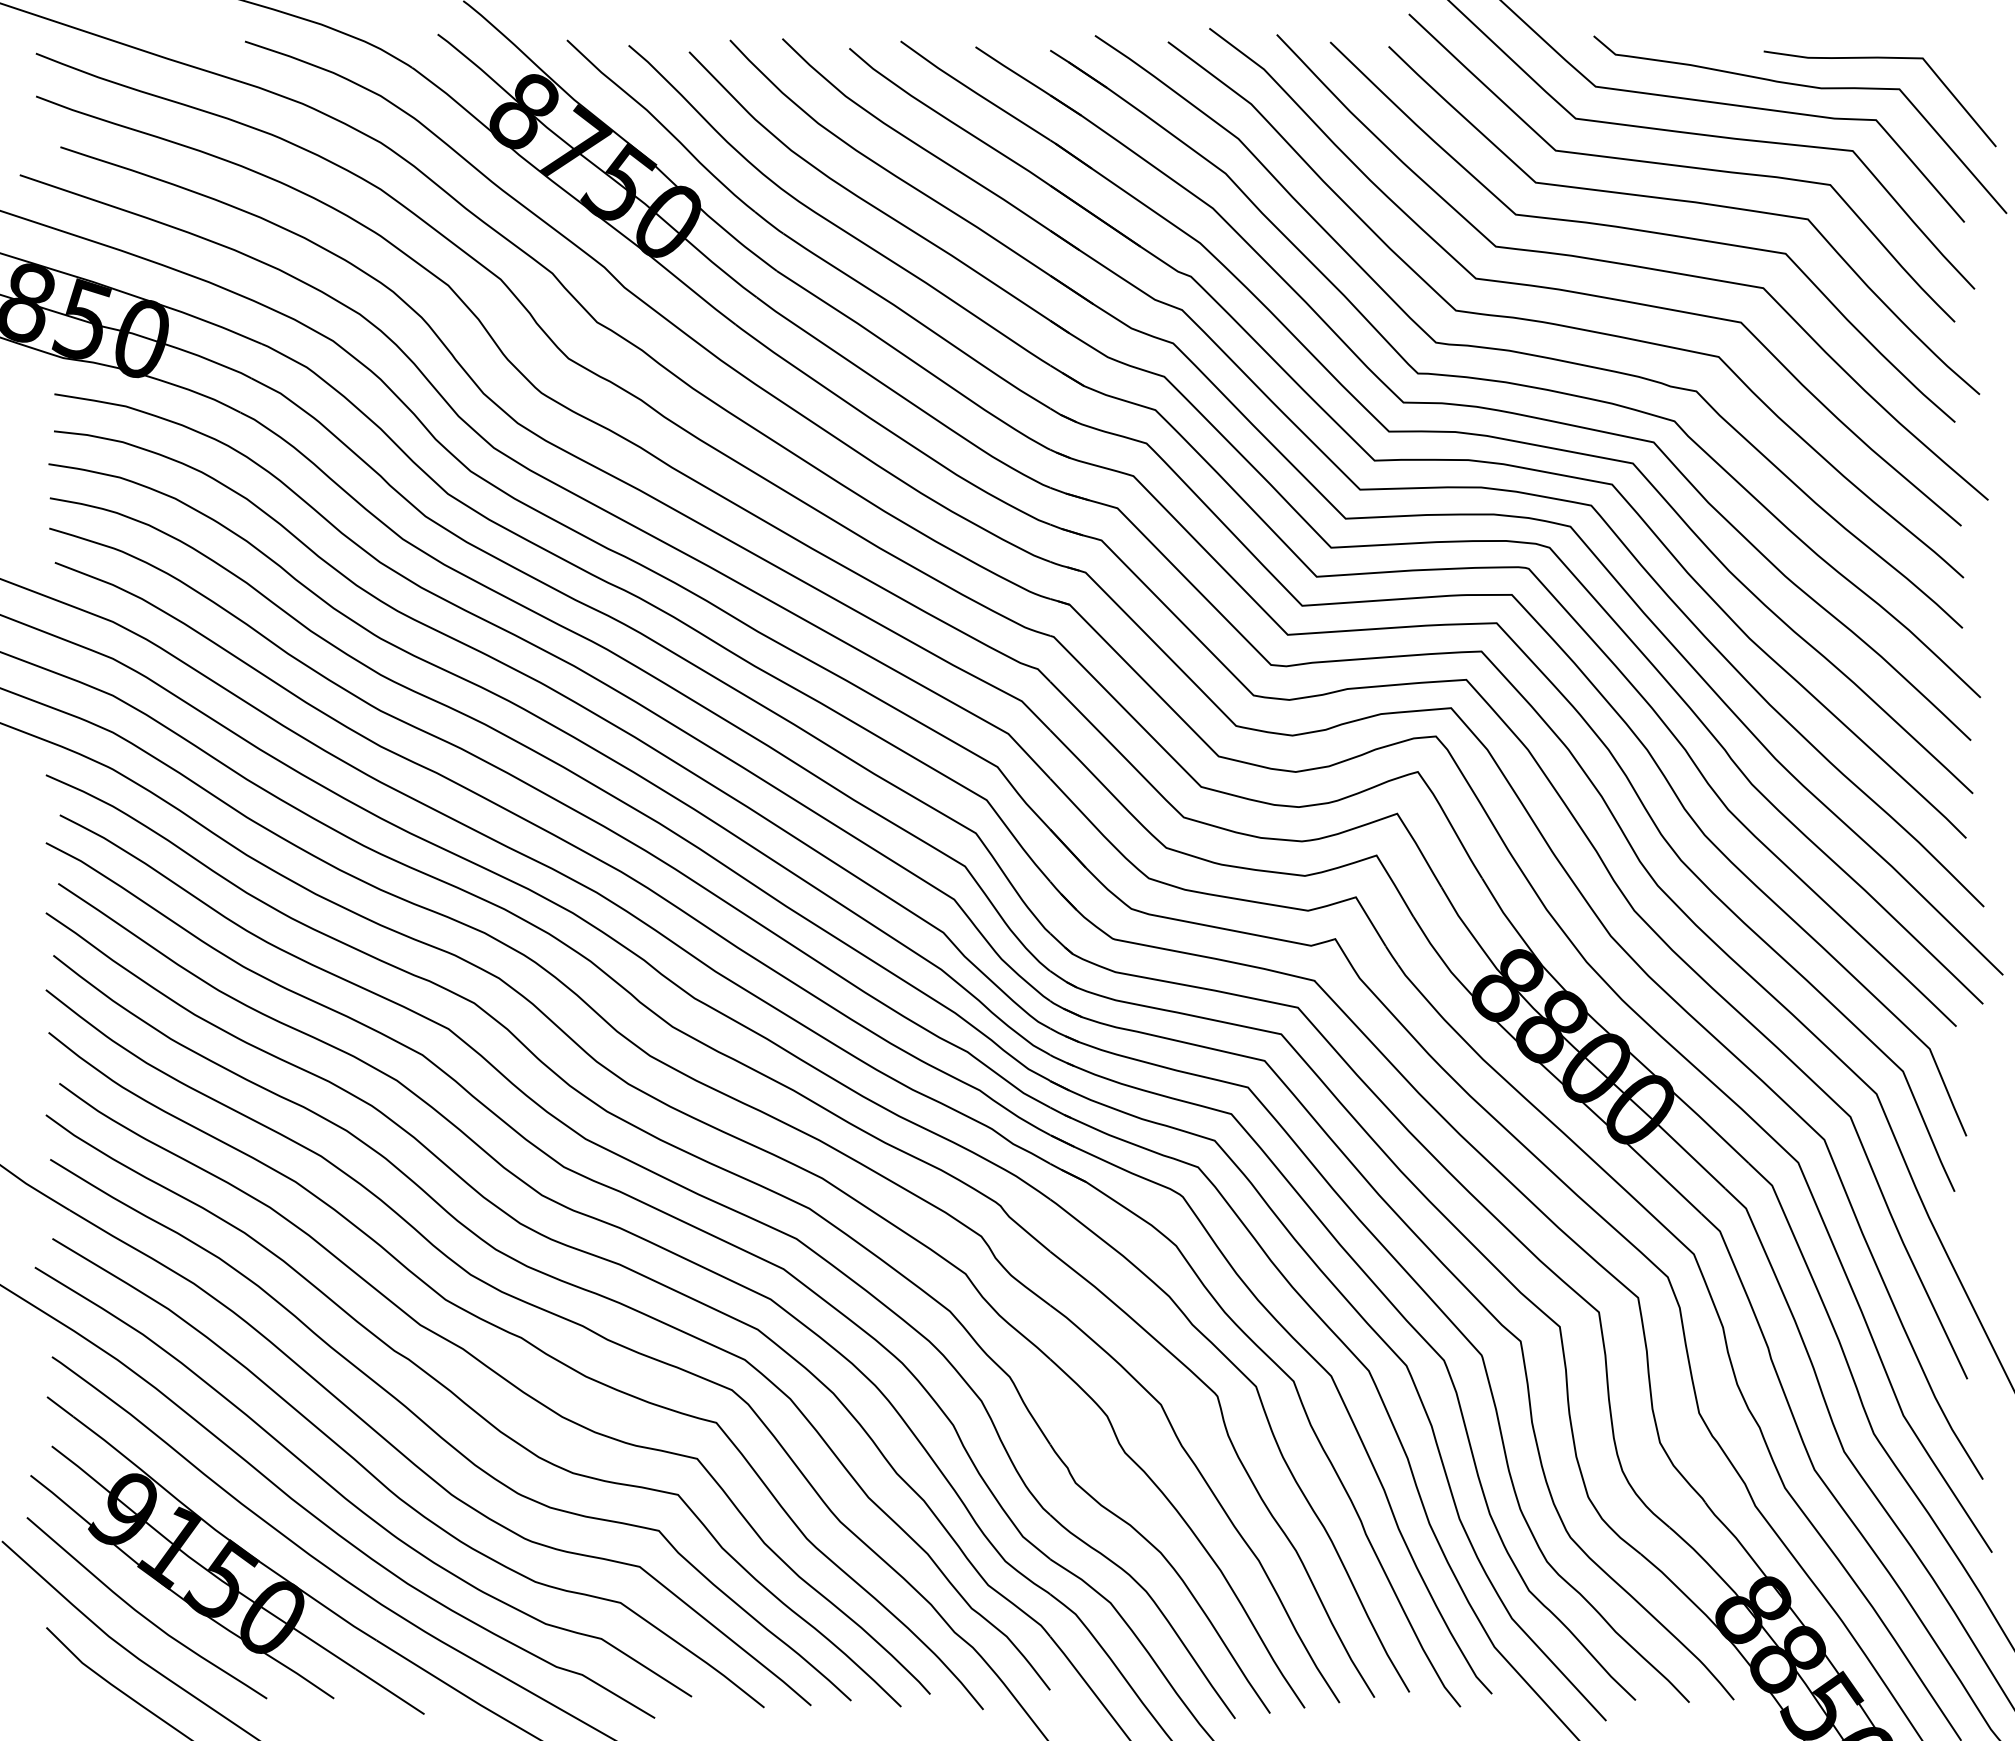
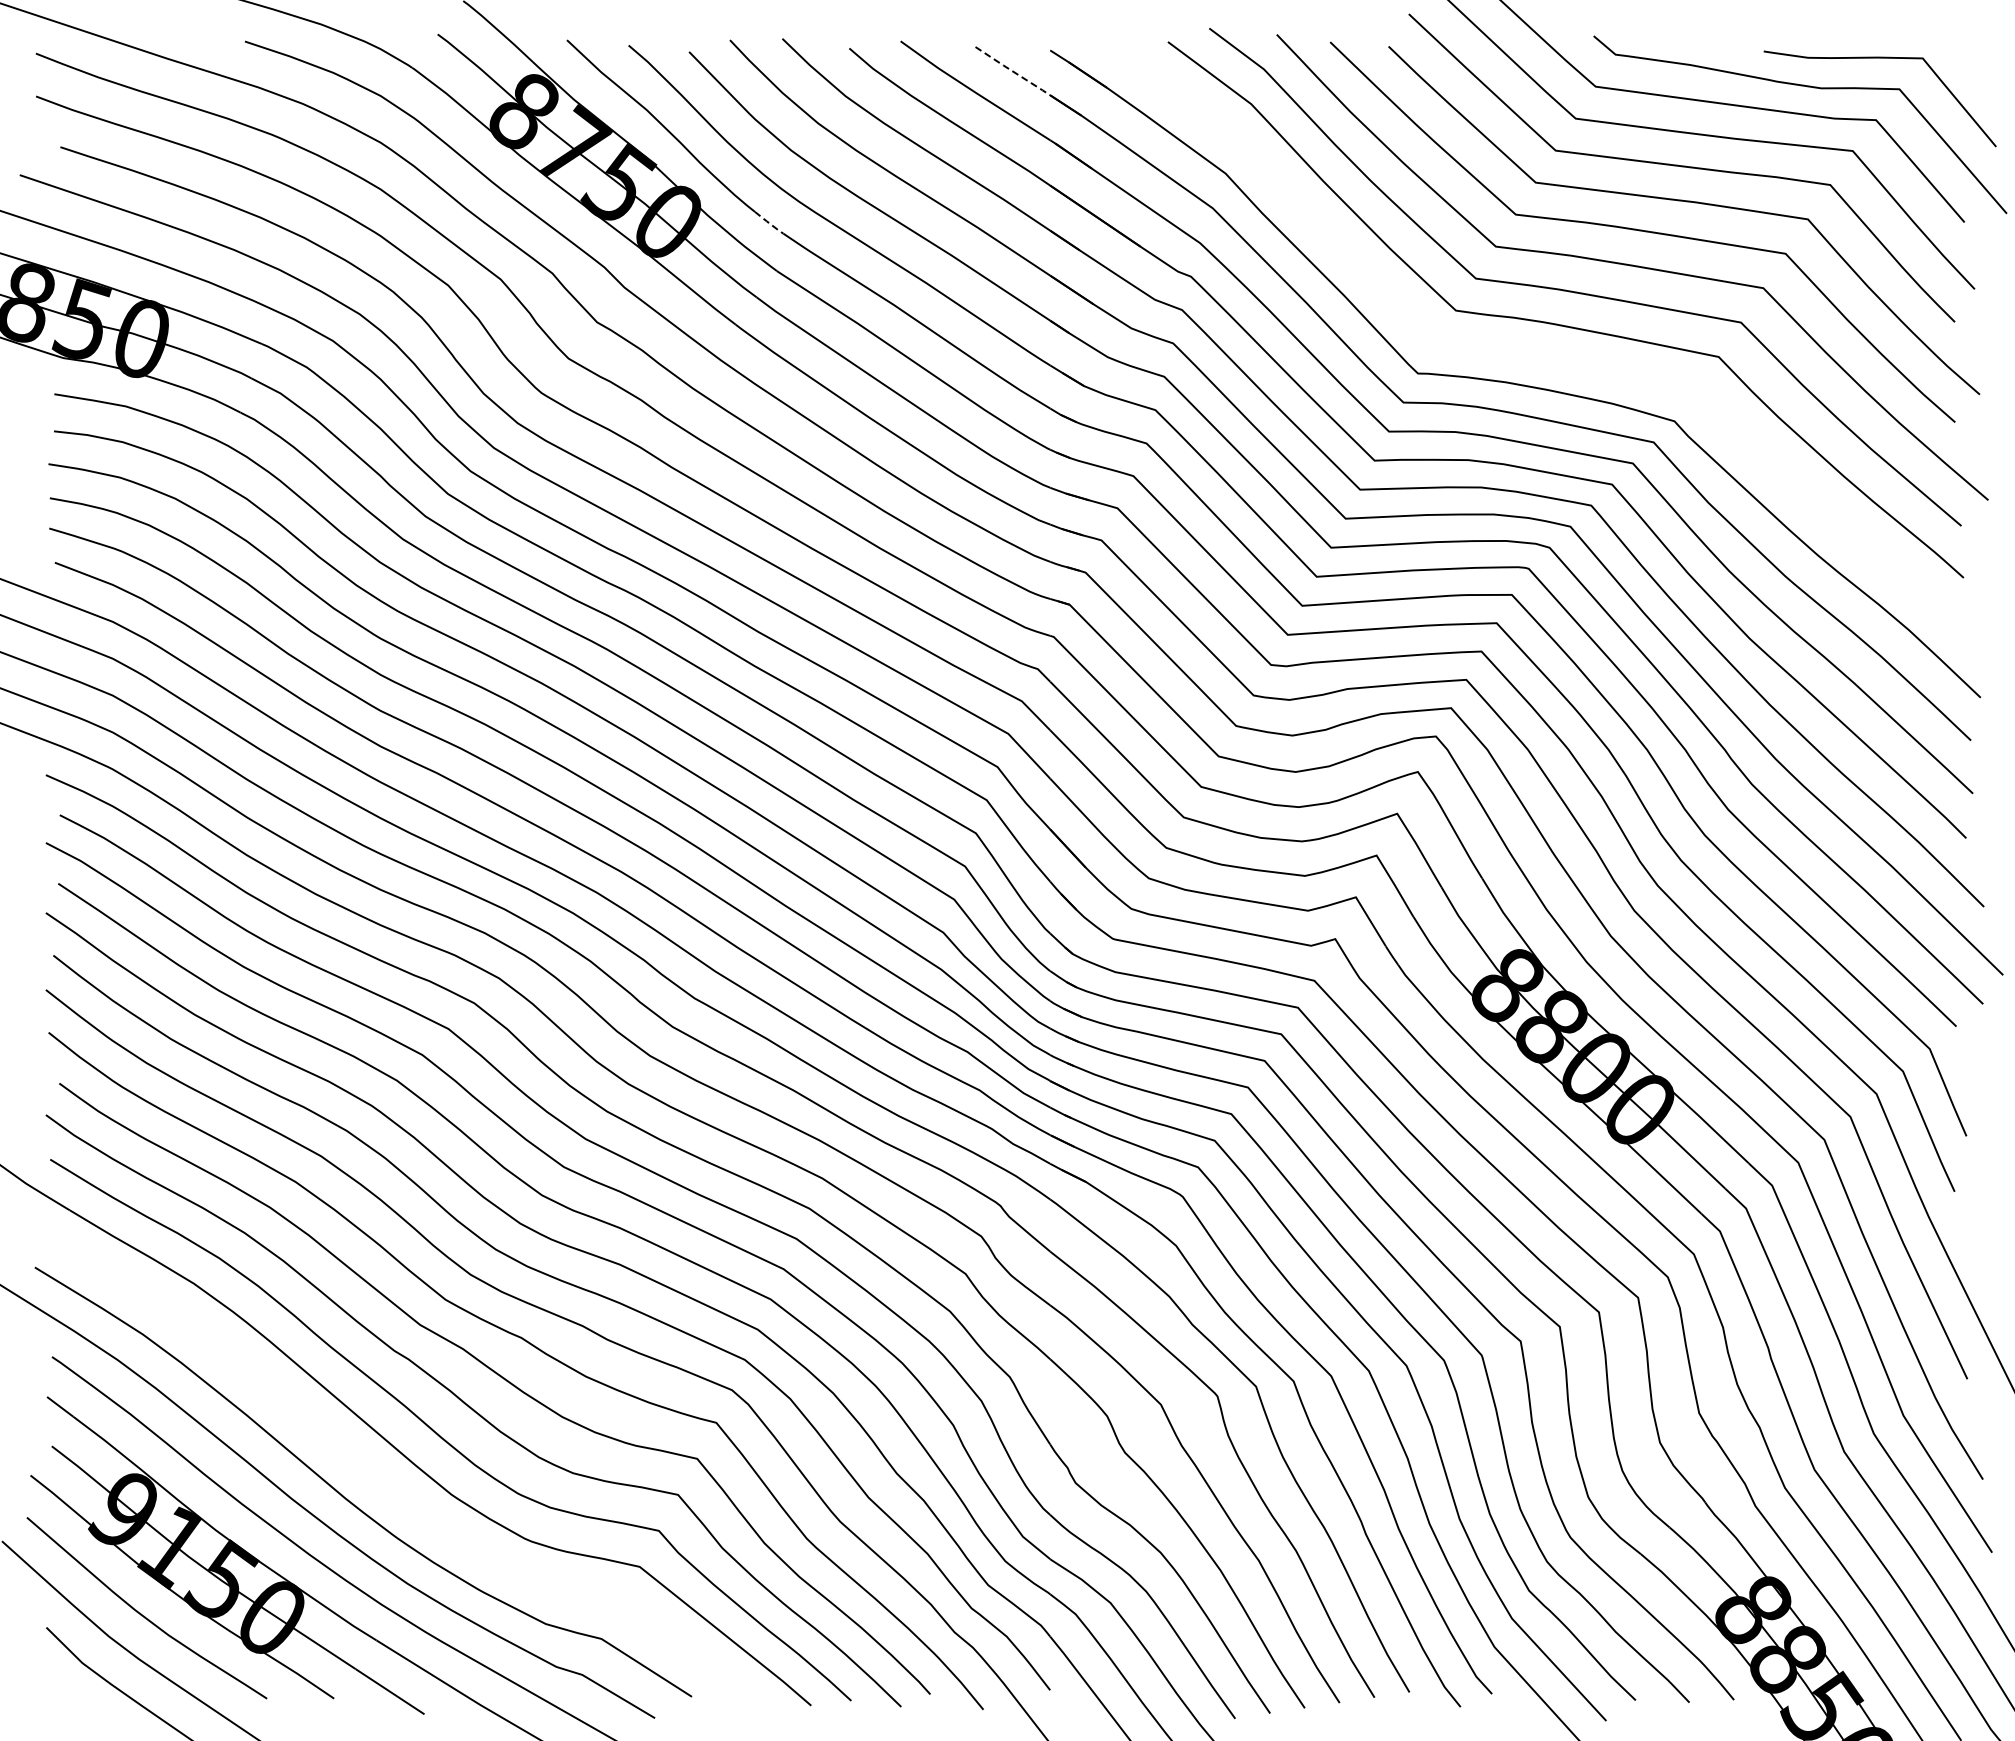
line: solid -> dashed (1013, 71)
line: solid -> dashed (769, 223)
curve: present -> none (1525, 352)
curve: present -> none (395, 1493)
